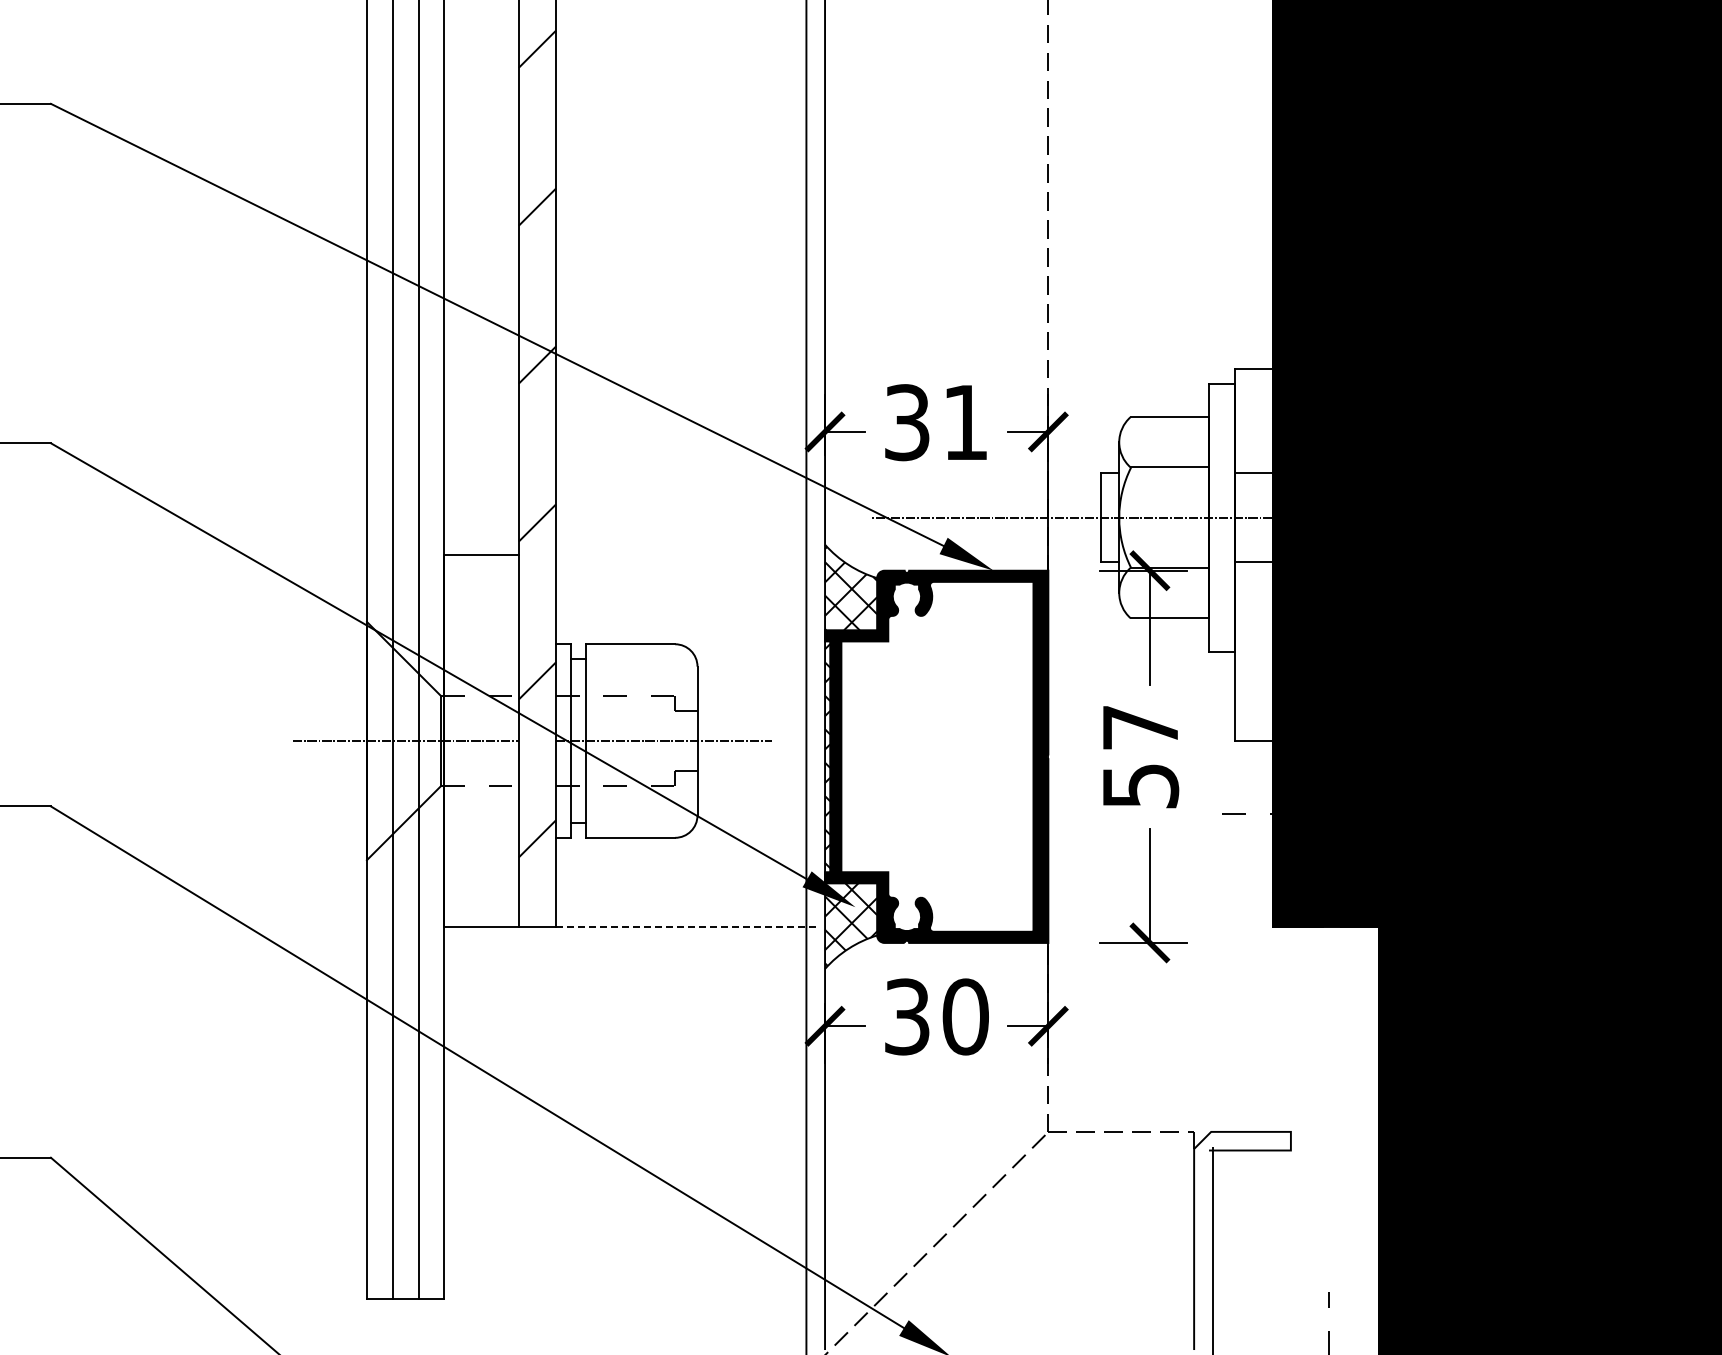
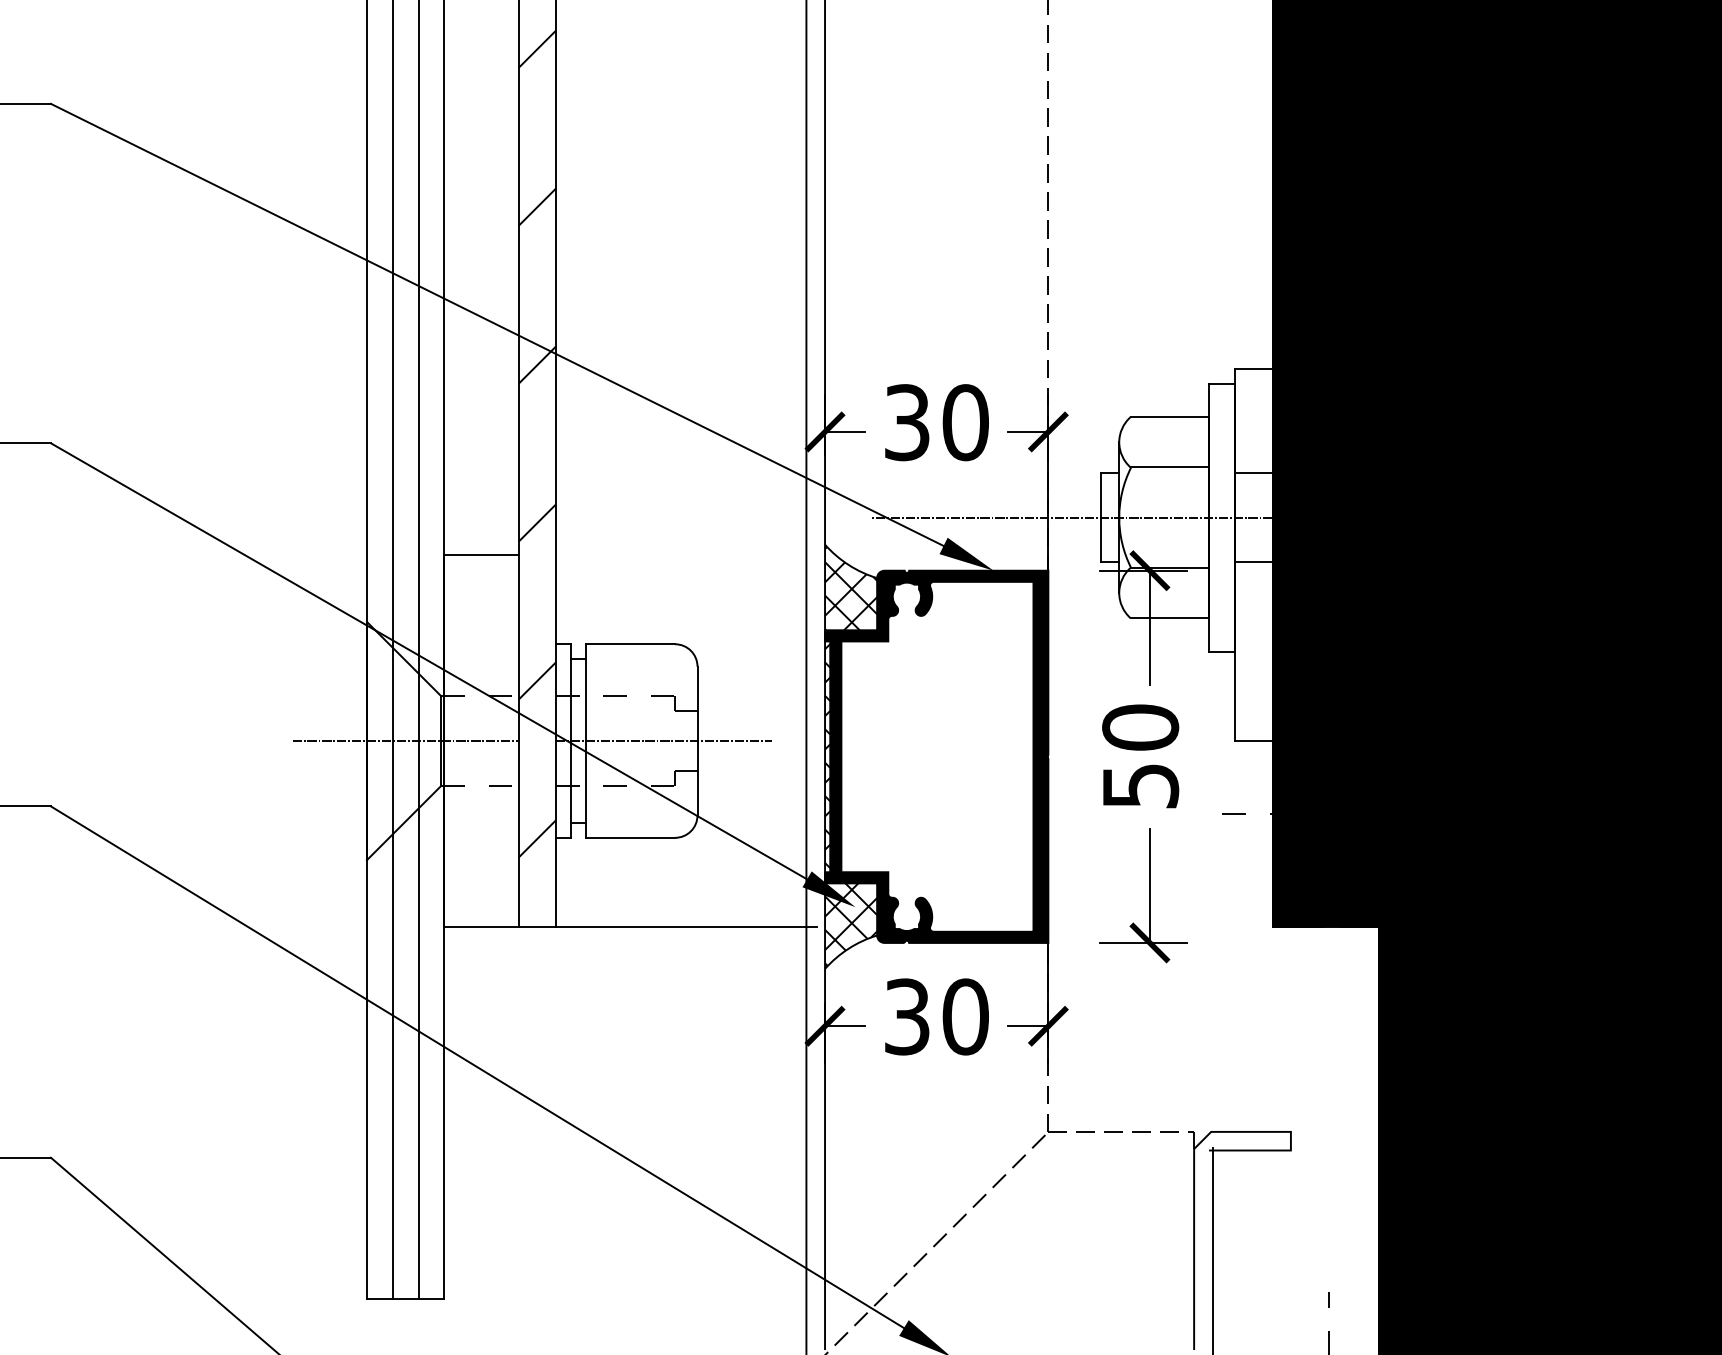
text: 31 -> 30 (965, 422)
text: 57 -> 50 (1140, 727)
line: dashed -> solid (686, 927)
